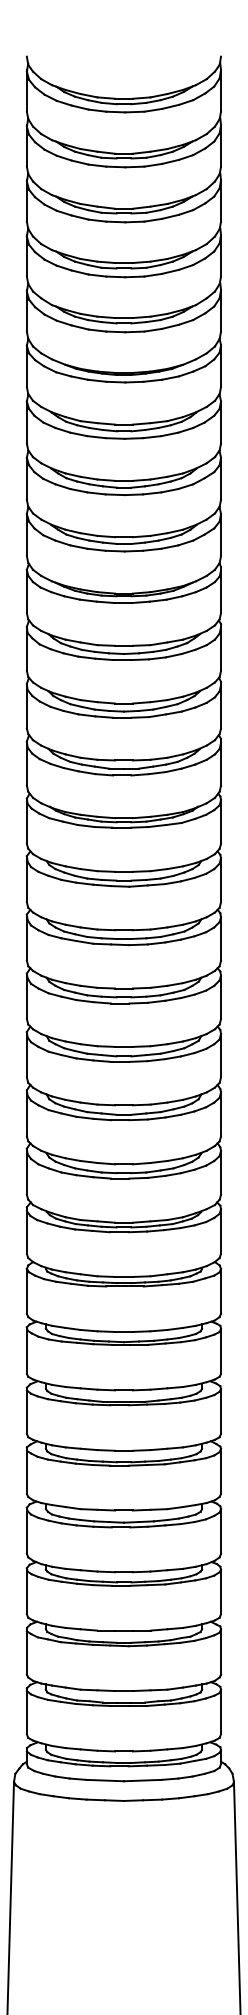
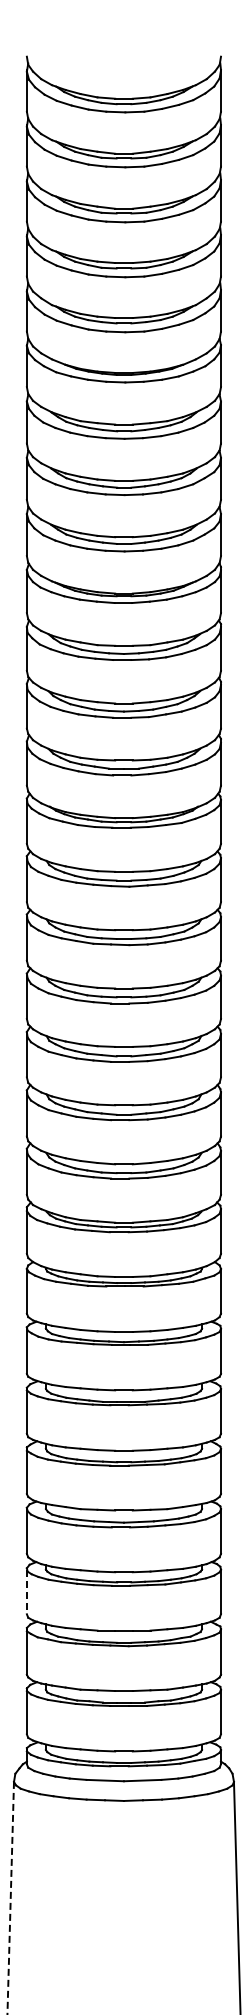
line: solid -> dashed (26, 1592)
line: solid -> dashed (10, 1898)
